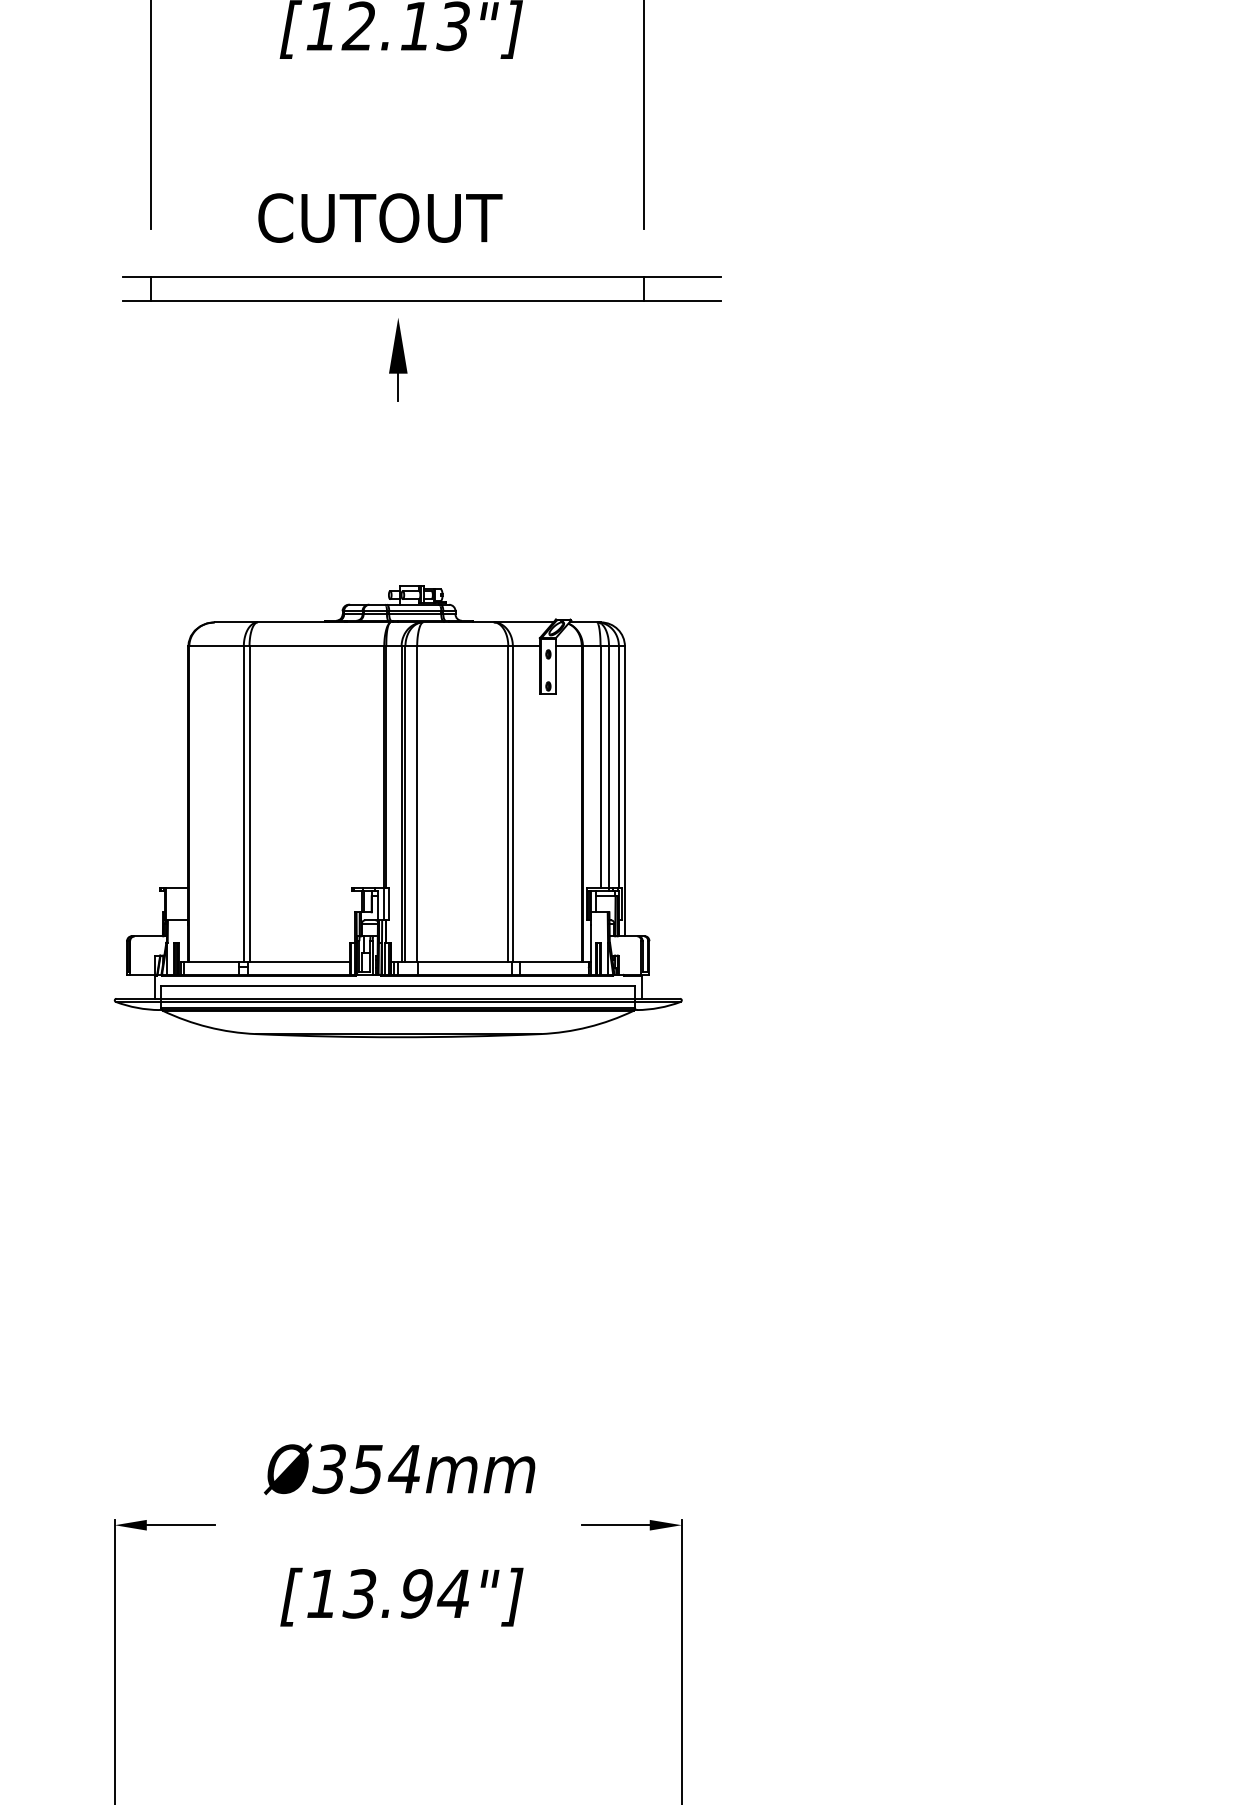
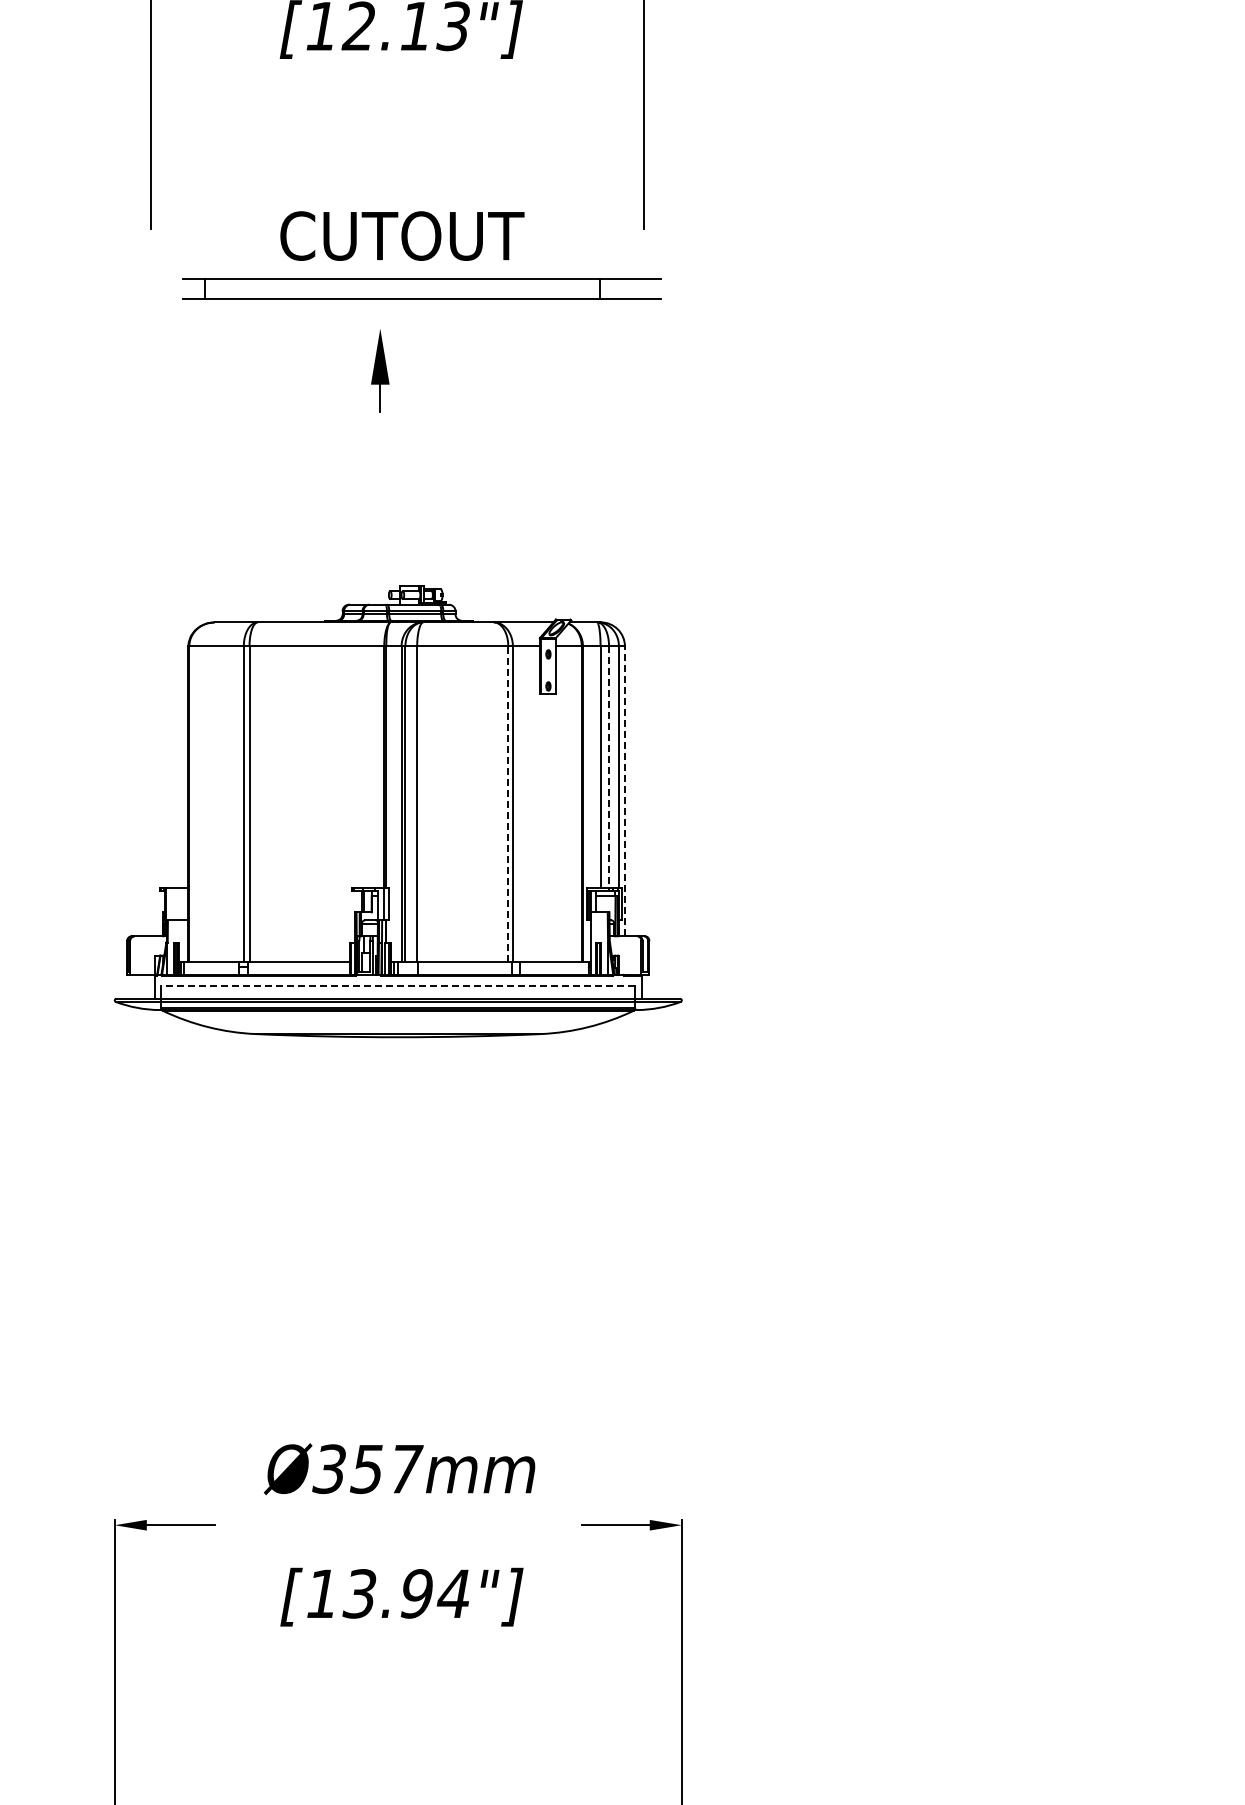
text position: (380, 217) -> (402, 235) (402, 235)
part size: 600x26 px -> 480x22 px (421, 288)
part position: (398, 359) -> (380, 370) (380, 370)
line: solid -> dashed (609, 767)
line: solid -> dashed (624, 791)
line: solid -> dashed (508, 804)
line: solid -> dashed (397, 986)
text: Ø354mm -> Ø357mm (405, 1469)
